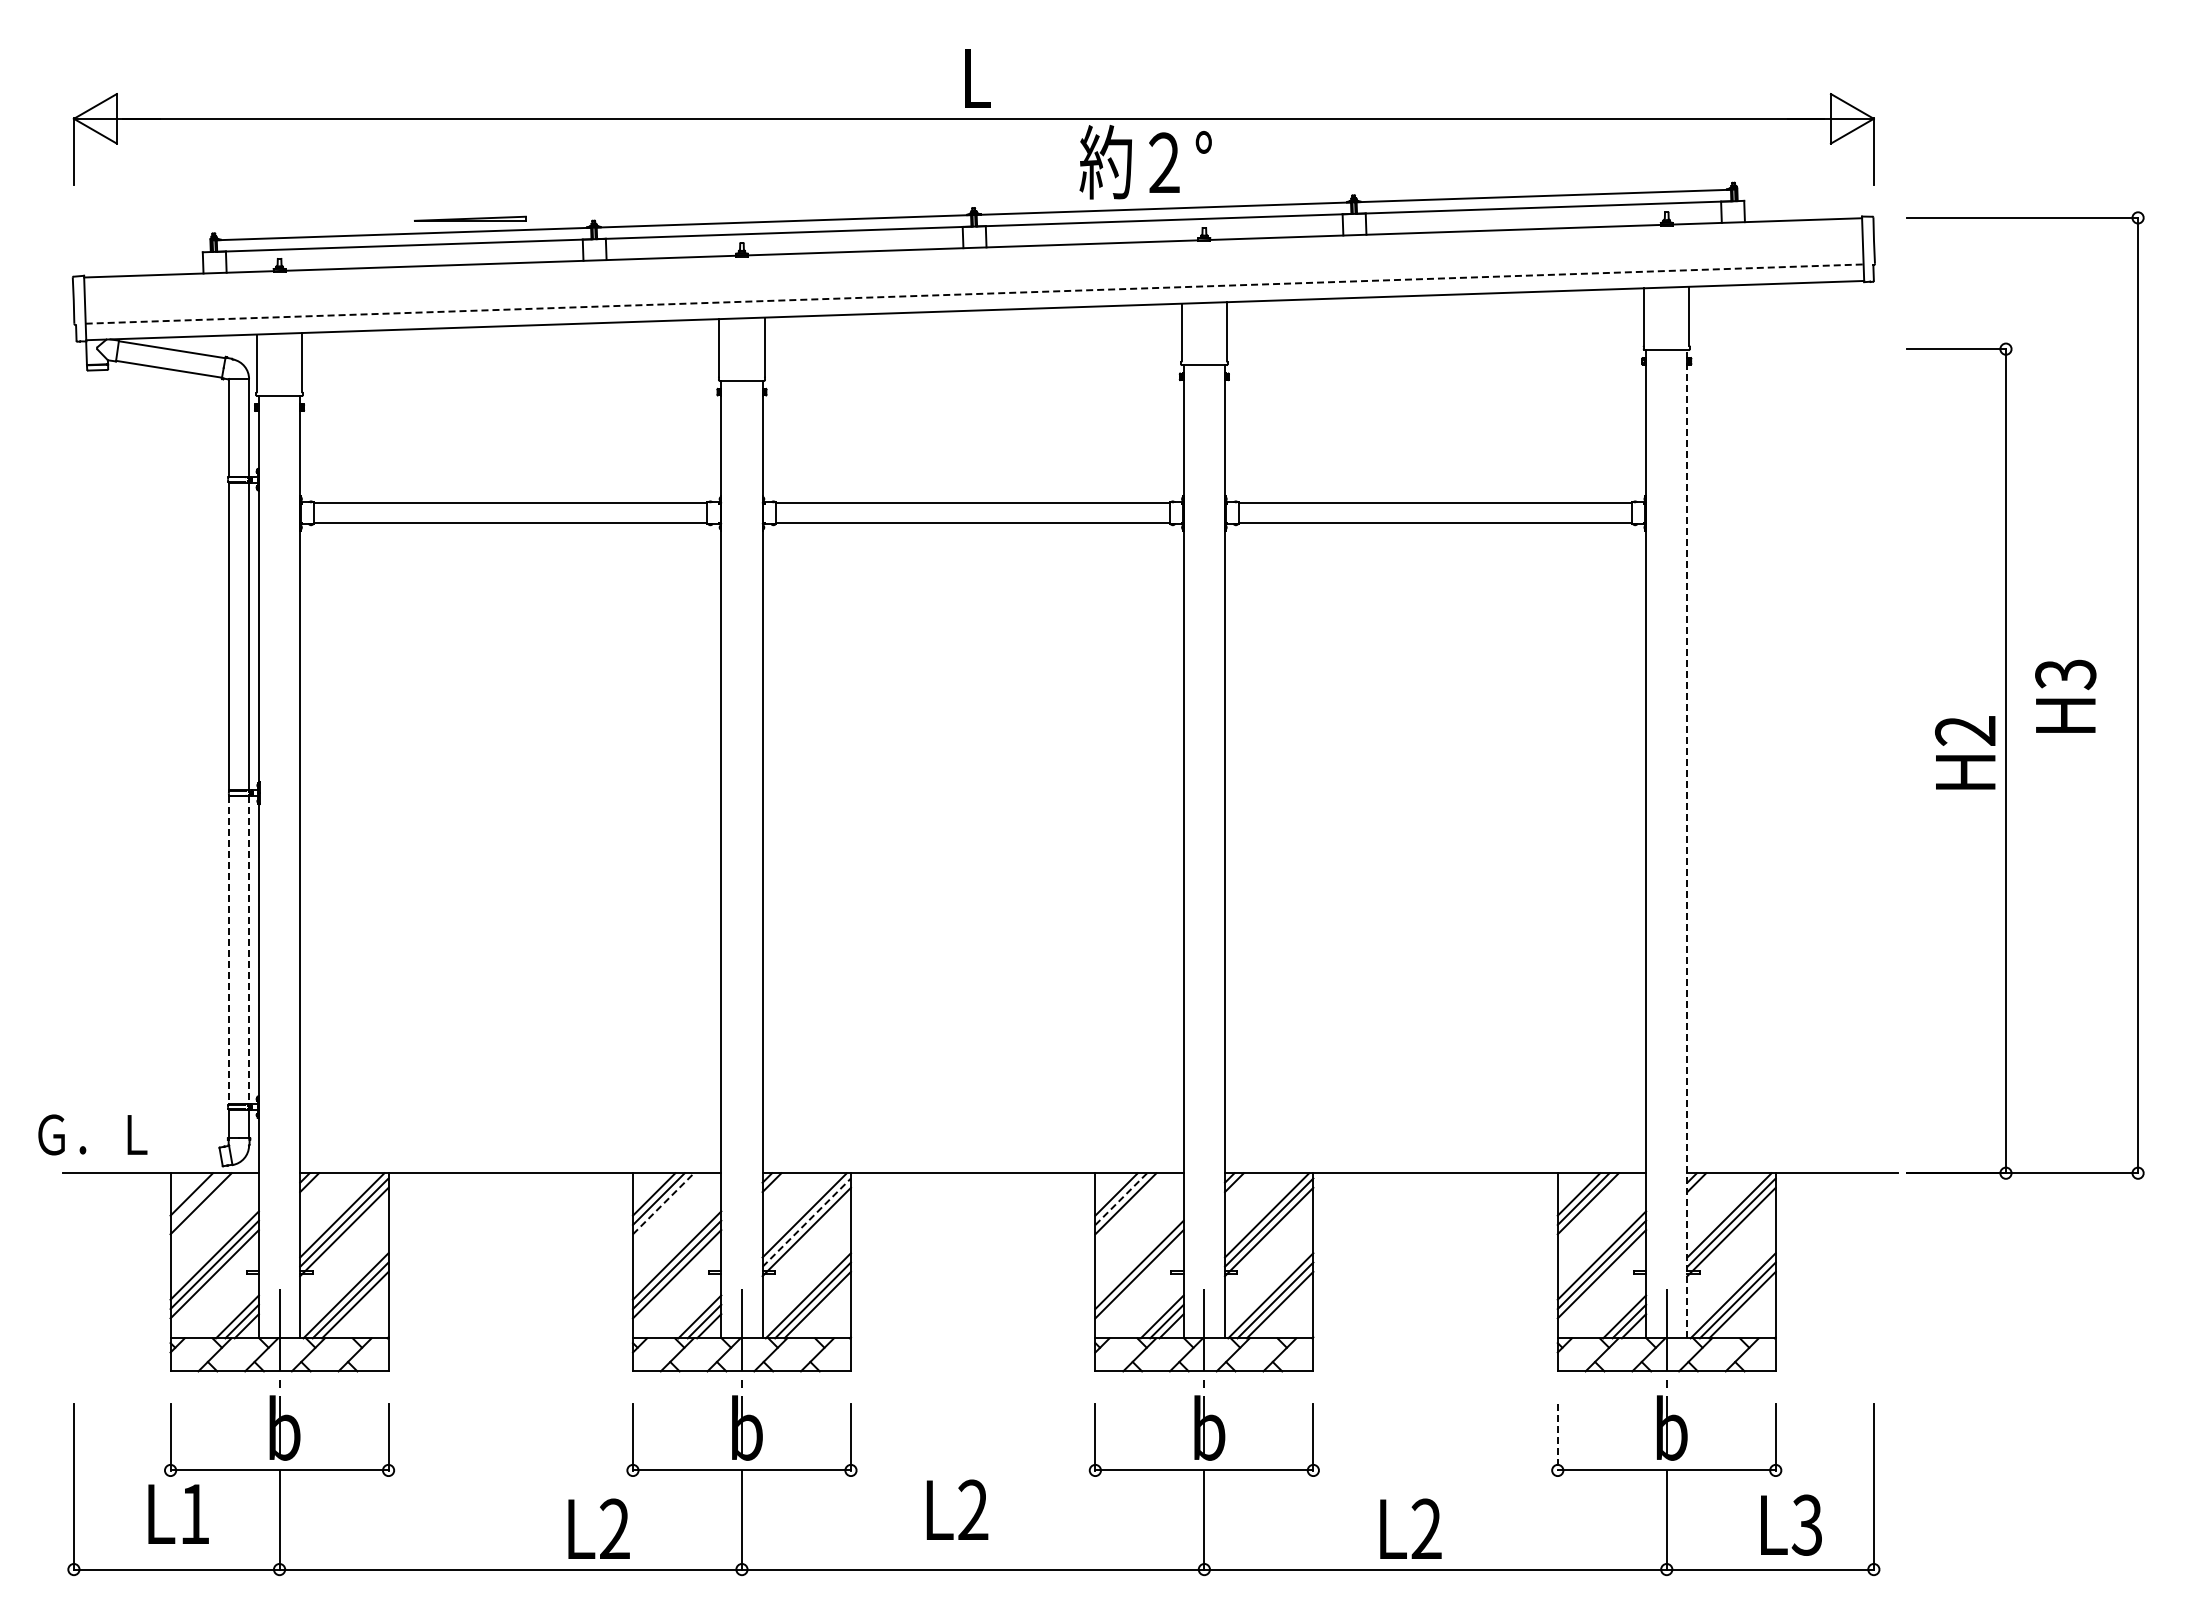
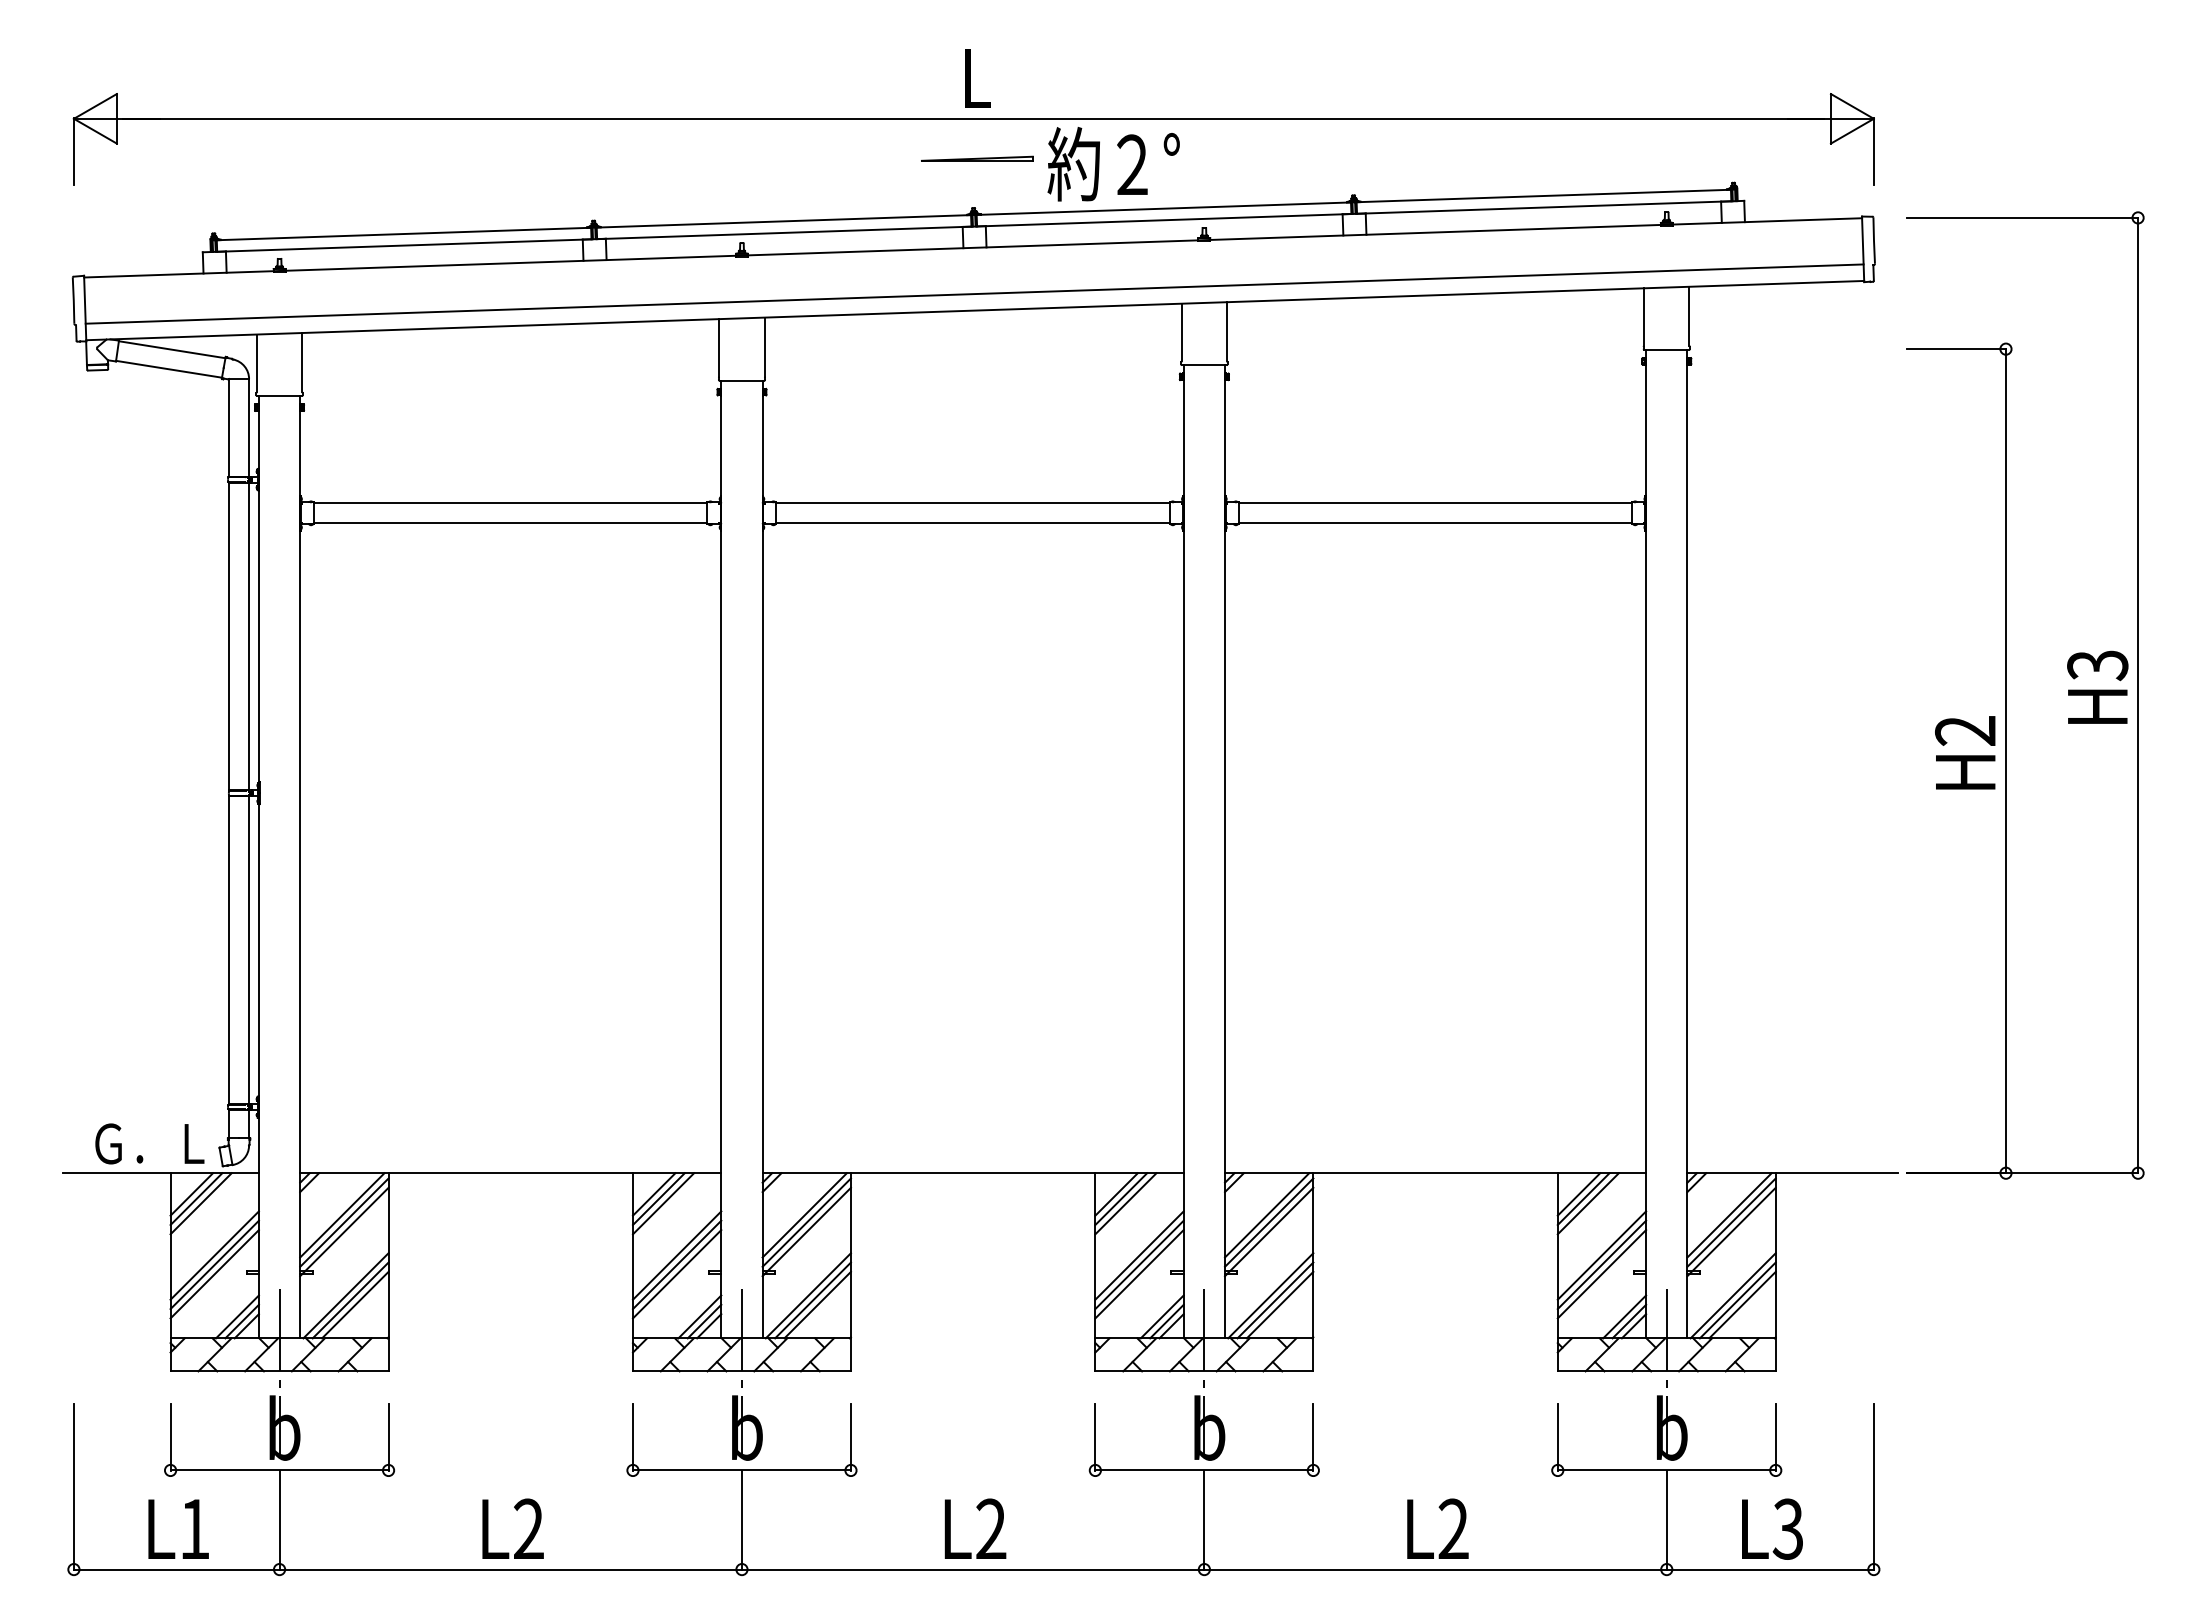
text position: (1145, 162) -> (1113, 164) (1113, 164)
part position: (470, 218) -> (977, 158) (977, 158)
line: dashed -> solid (975, 294)
text position: (2065, 695) -> (2097, 686) (2097, 686)
line: dashed -> solid (1687, 843)
line: dashed -> solid (229, 950)
line: dashed -> solid (249, 950)
text position: (92, 1134) -> (149, 1143) (149, 1143)
line: none -> present (196, 1199)
line: dashed -> solid (1121, 1199)
line: dashed -> solid (663, 1203)
line: dashed -> solid (807, 1222)
line: none -> present (1139, 1255)
line: dashed -> solid (1557, 1438)
text position: (957, 1509) -> (975, 1528) (975, 1528)
text position: (178, 1513) -> (178, 1528) (178, 1528)
text position: (1791, 1524) -> (1772, 1528) (1772, 1528)
text position: (598, 1528) -> (512, 1528) (512, 1528)
text position: (1410, 1528) -> (1437, 1528) (1437, 1528)
